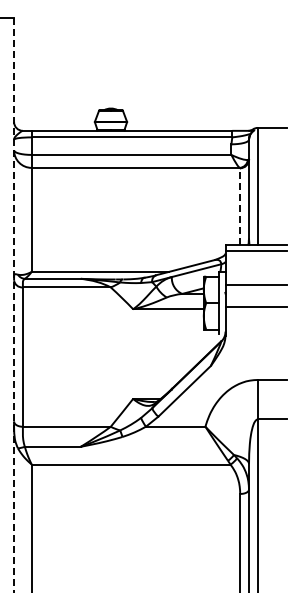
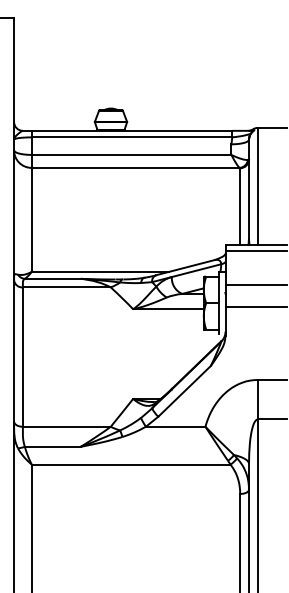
line: dashed -> solid (240, 206)
line: dashed -> solid (14, 304)
